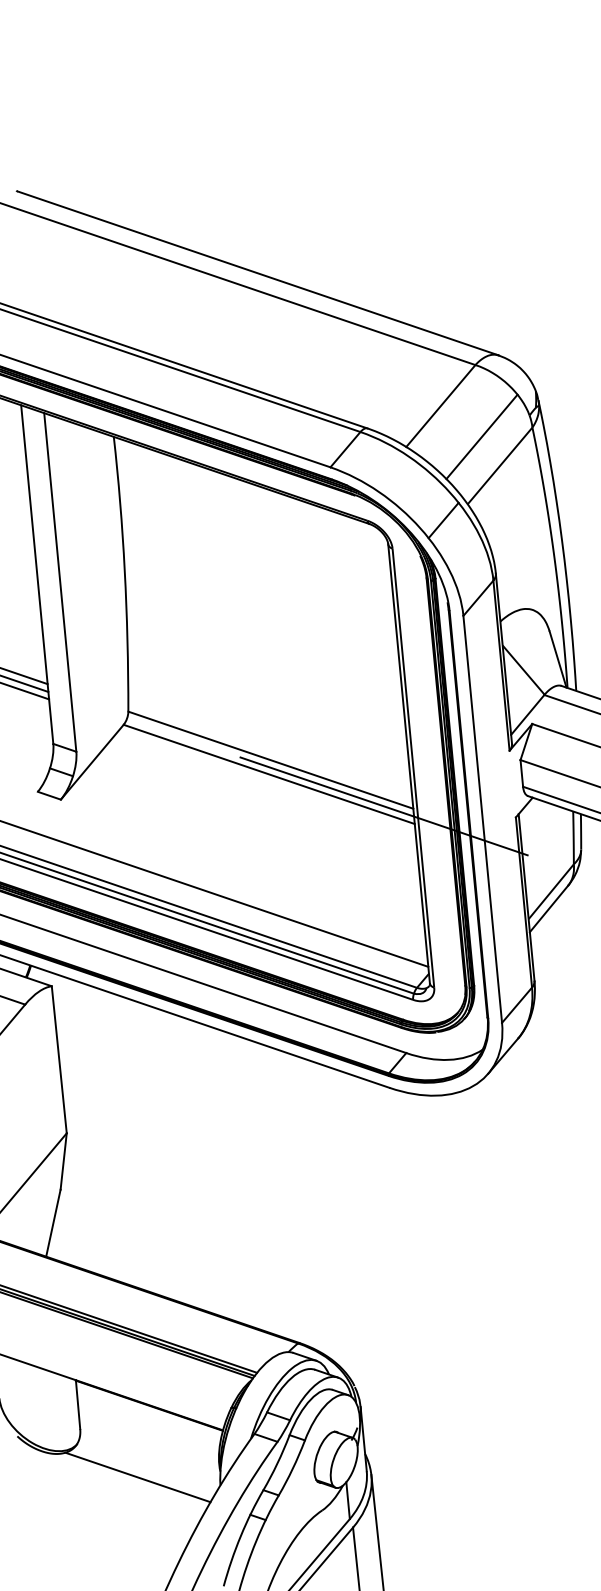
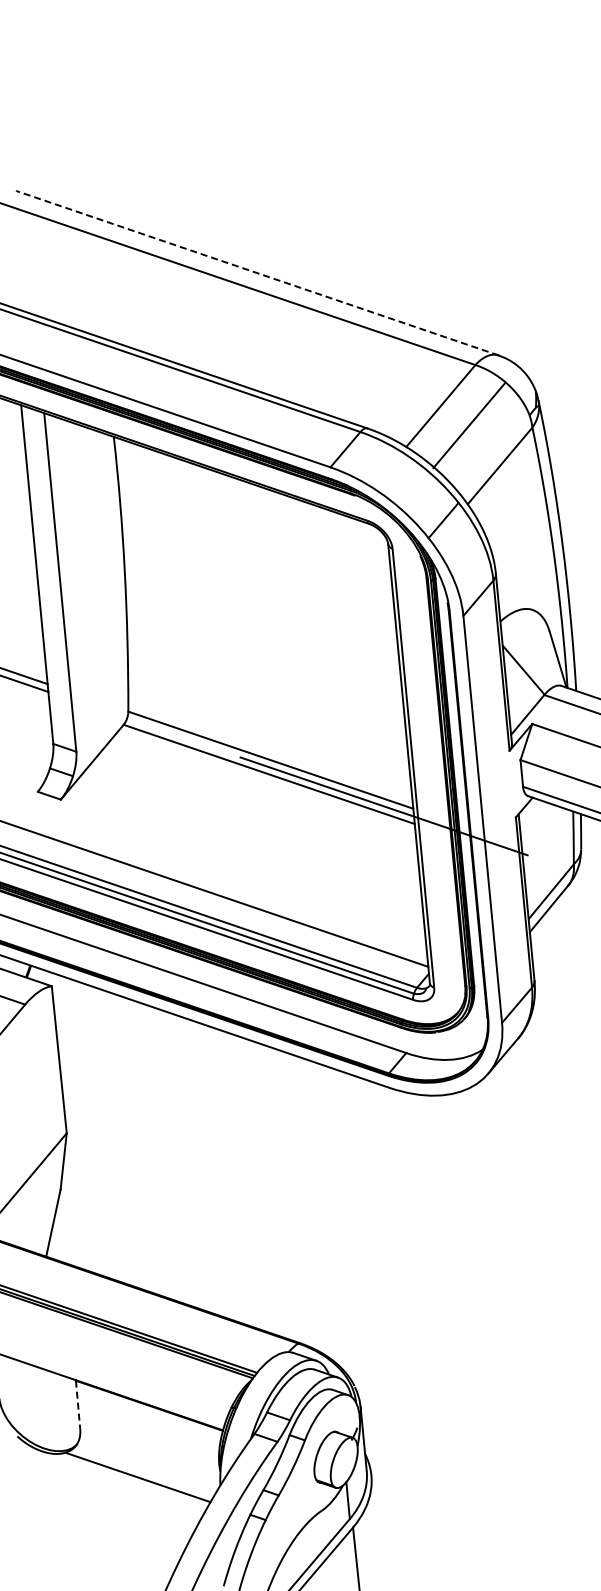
line: solid -> dashed (257, 273)
line position: (481, 436) -> (468, 425) (468, 425)
line: present -> none (25, 691)
line: solid -> dashed (78, 1405)
line: present -> none (377, 1531)
